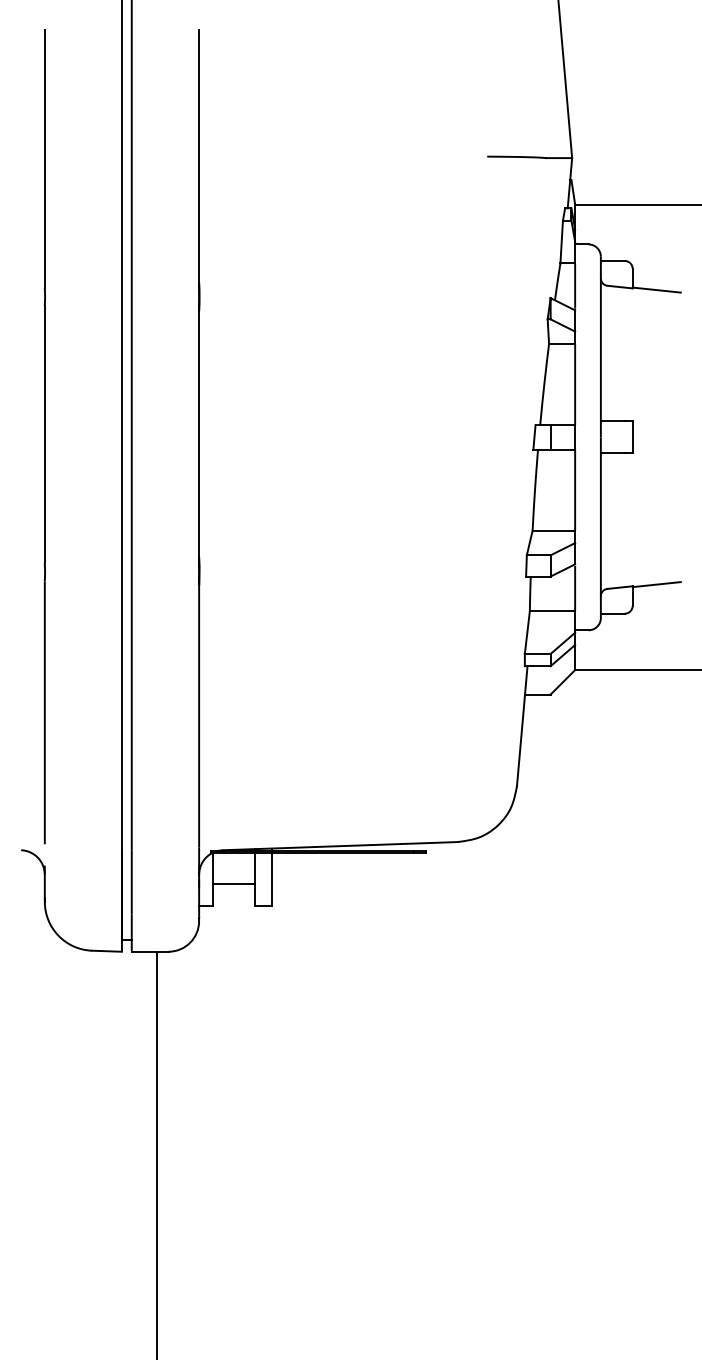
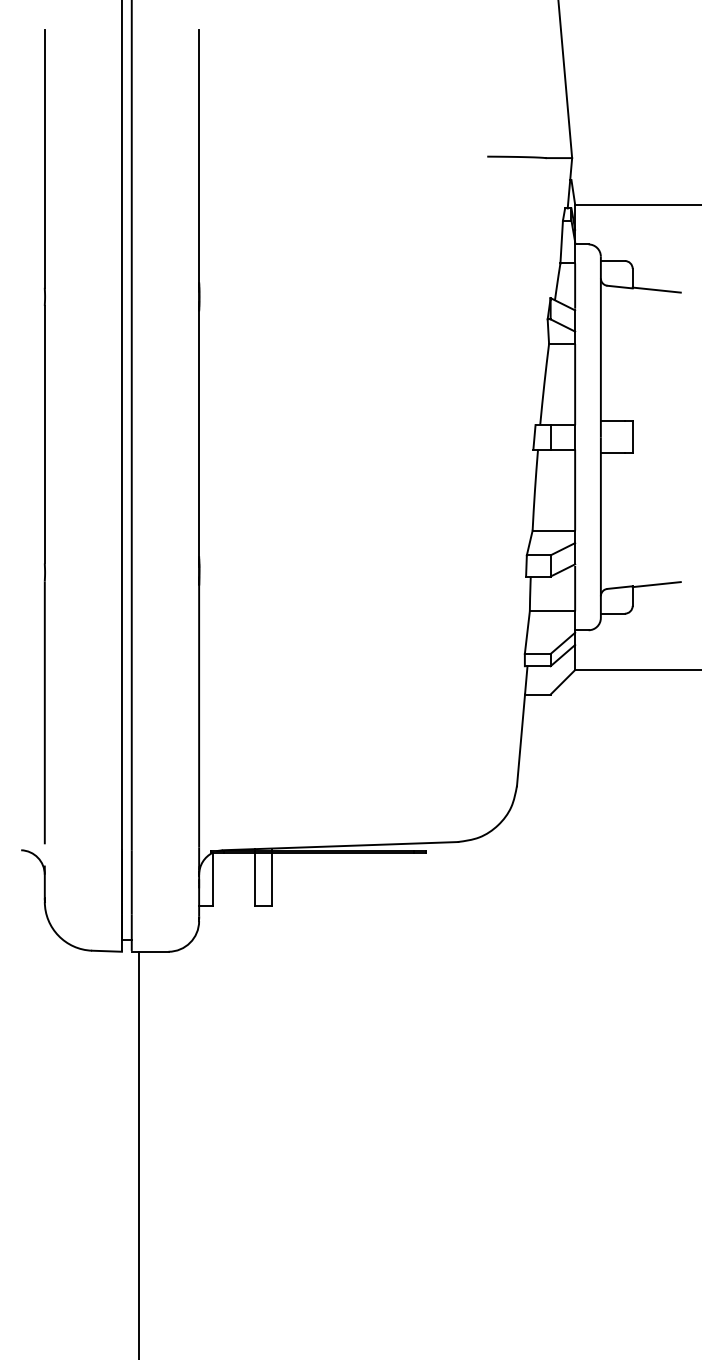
line: present -> none (233, 884)
line position: (156, 1153) -> (138, 1153) (138, 1153)
